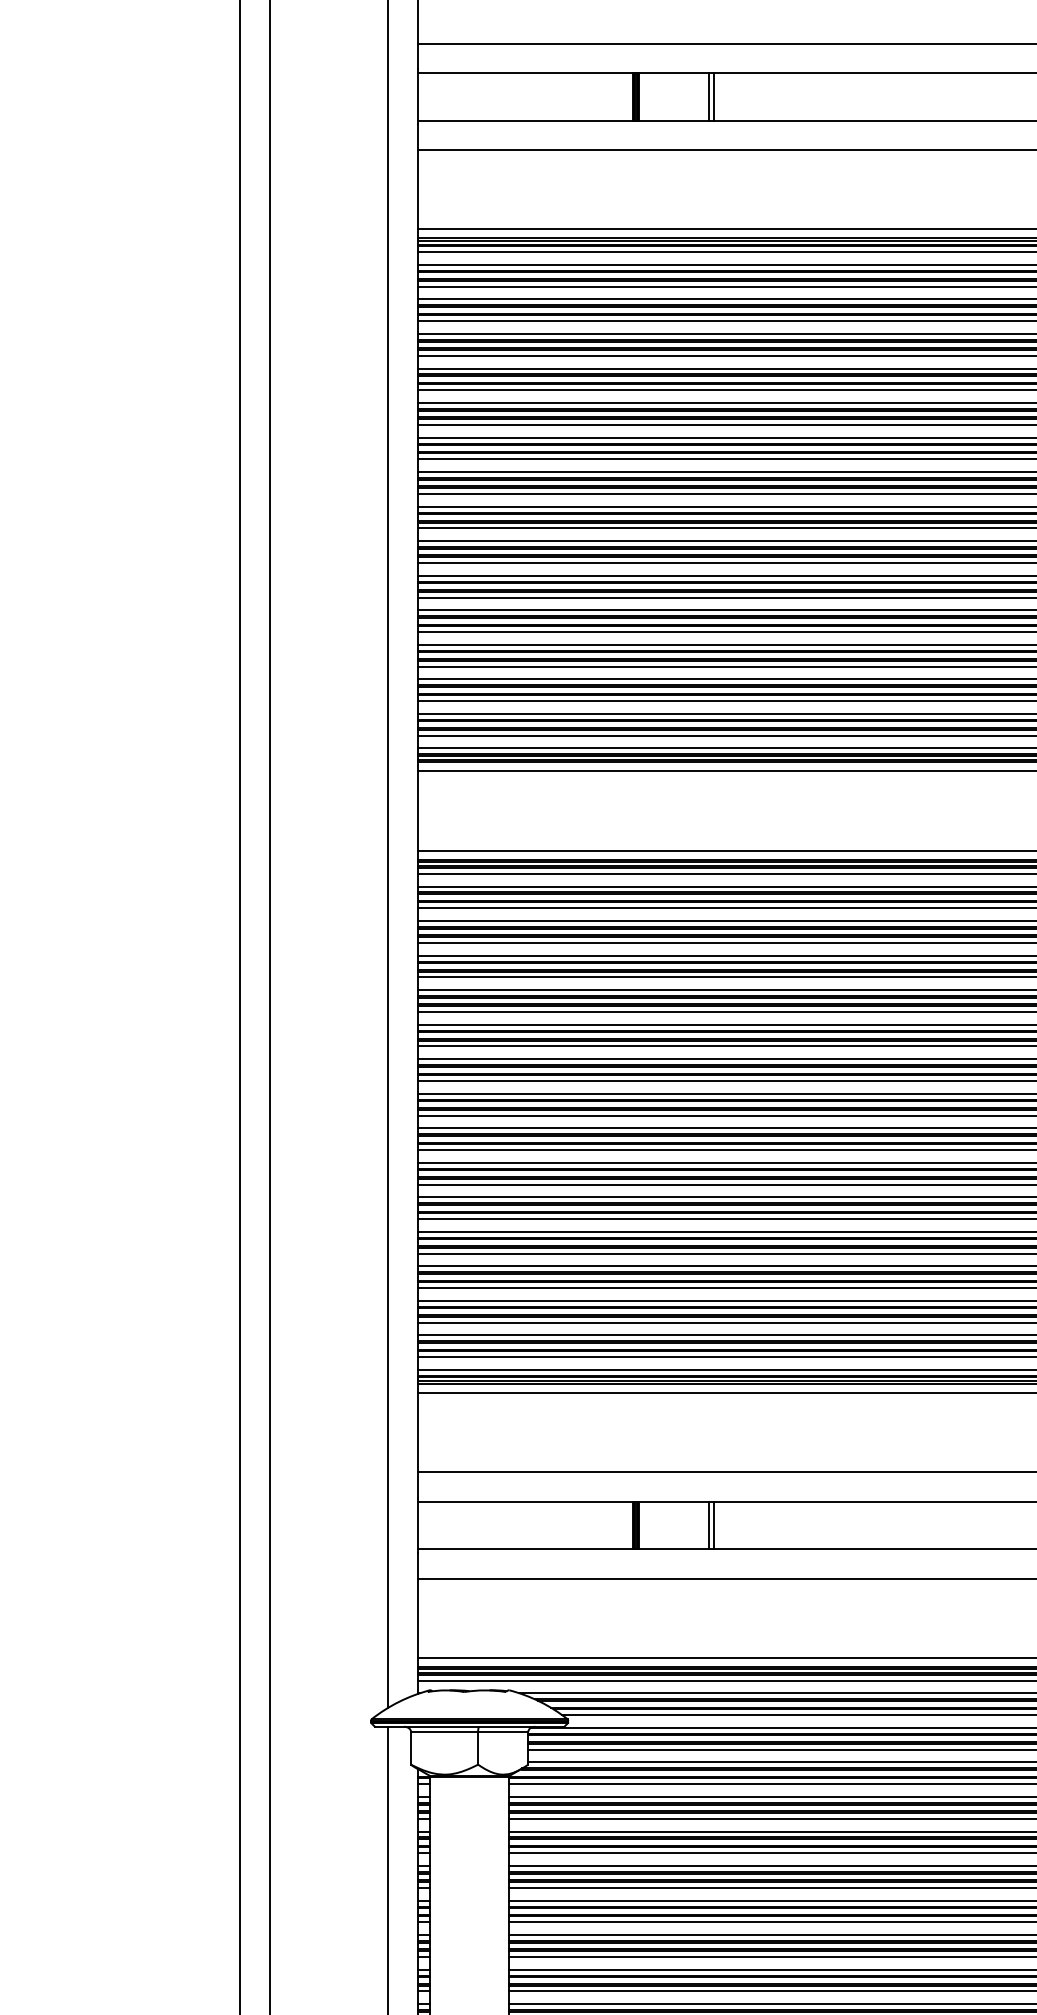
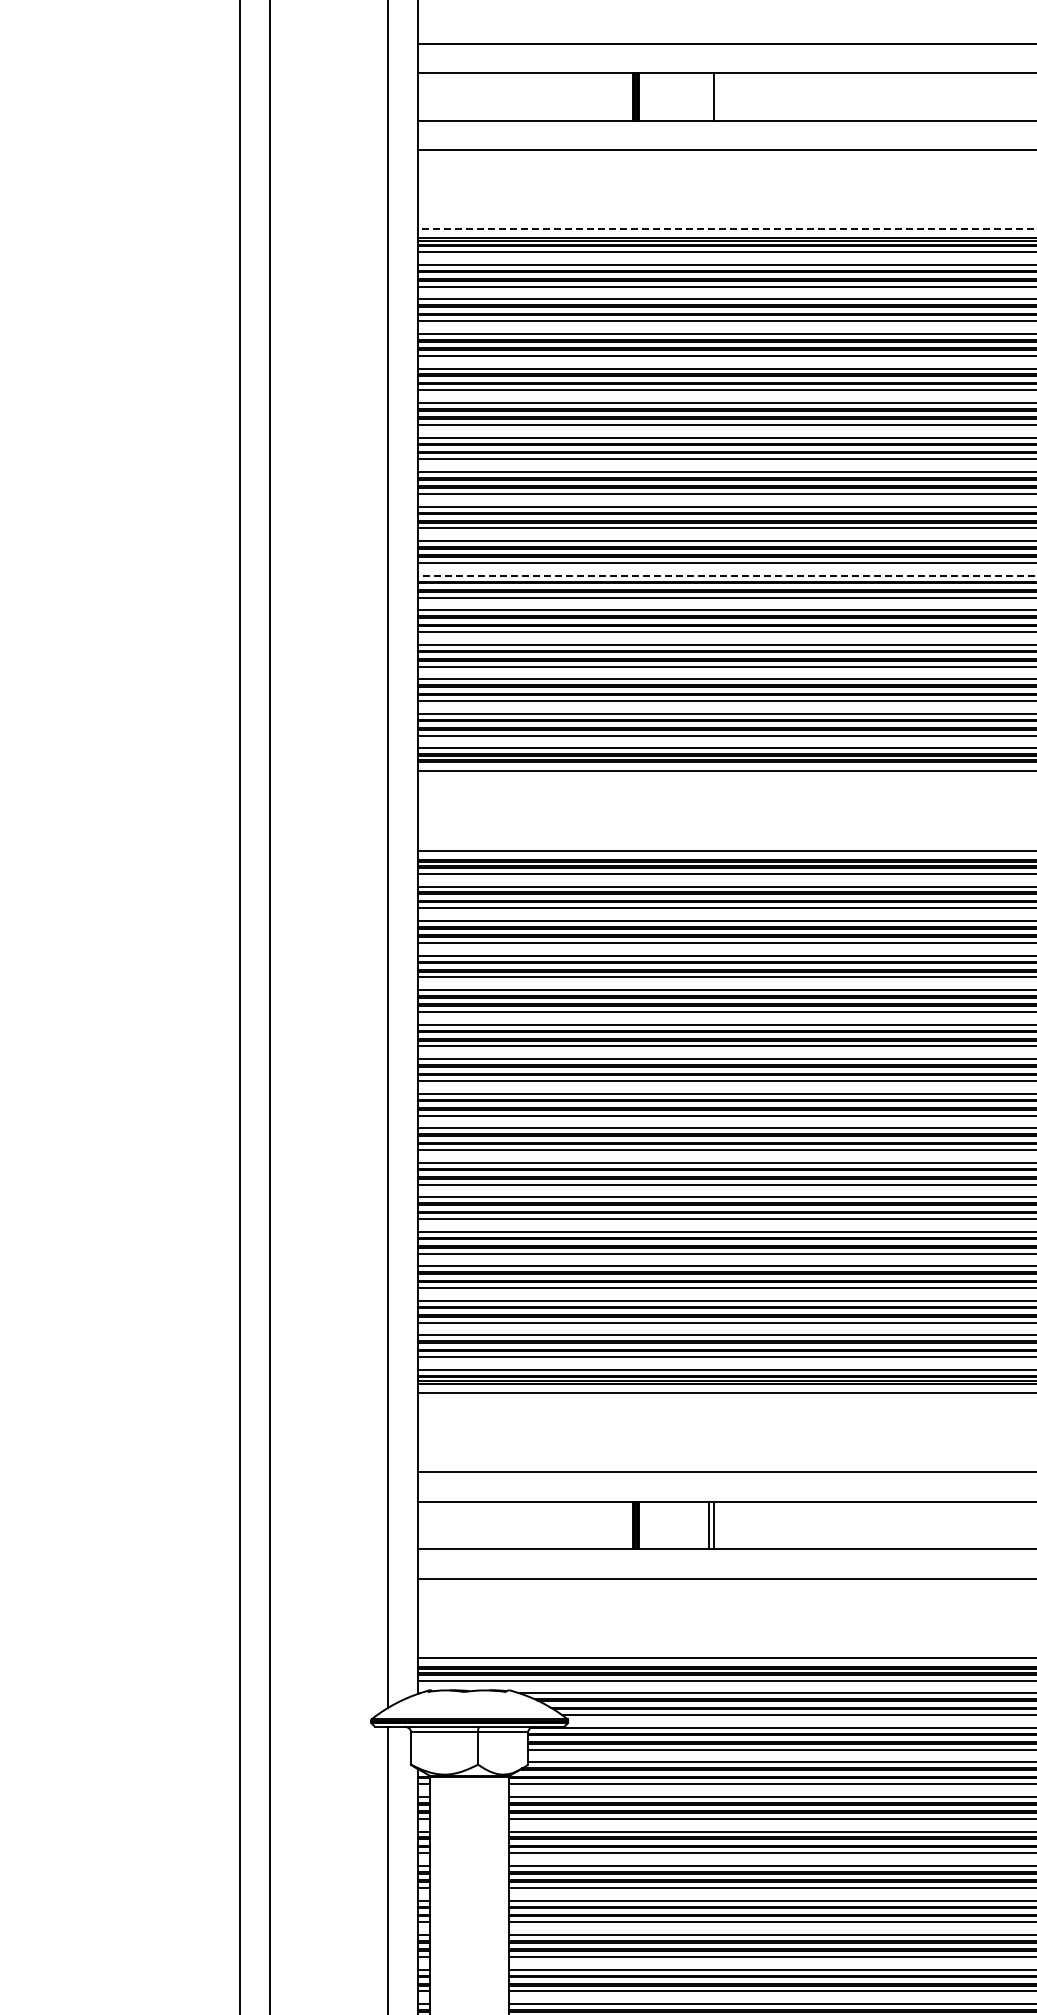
line: present -> none (708, 96)
line: solid -> dashed (726, 229)
line: solid -> dashed (726, 575)
